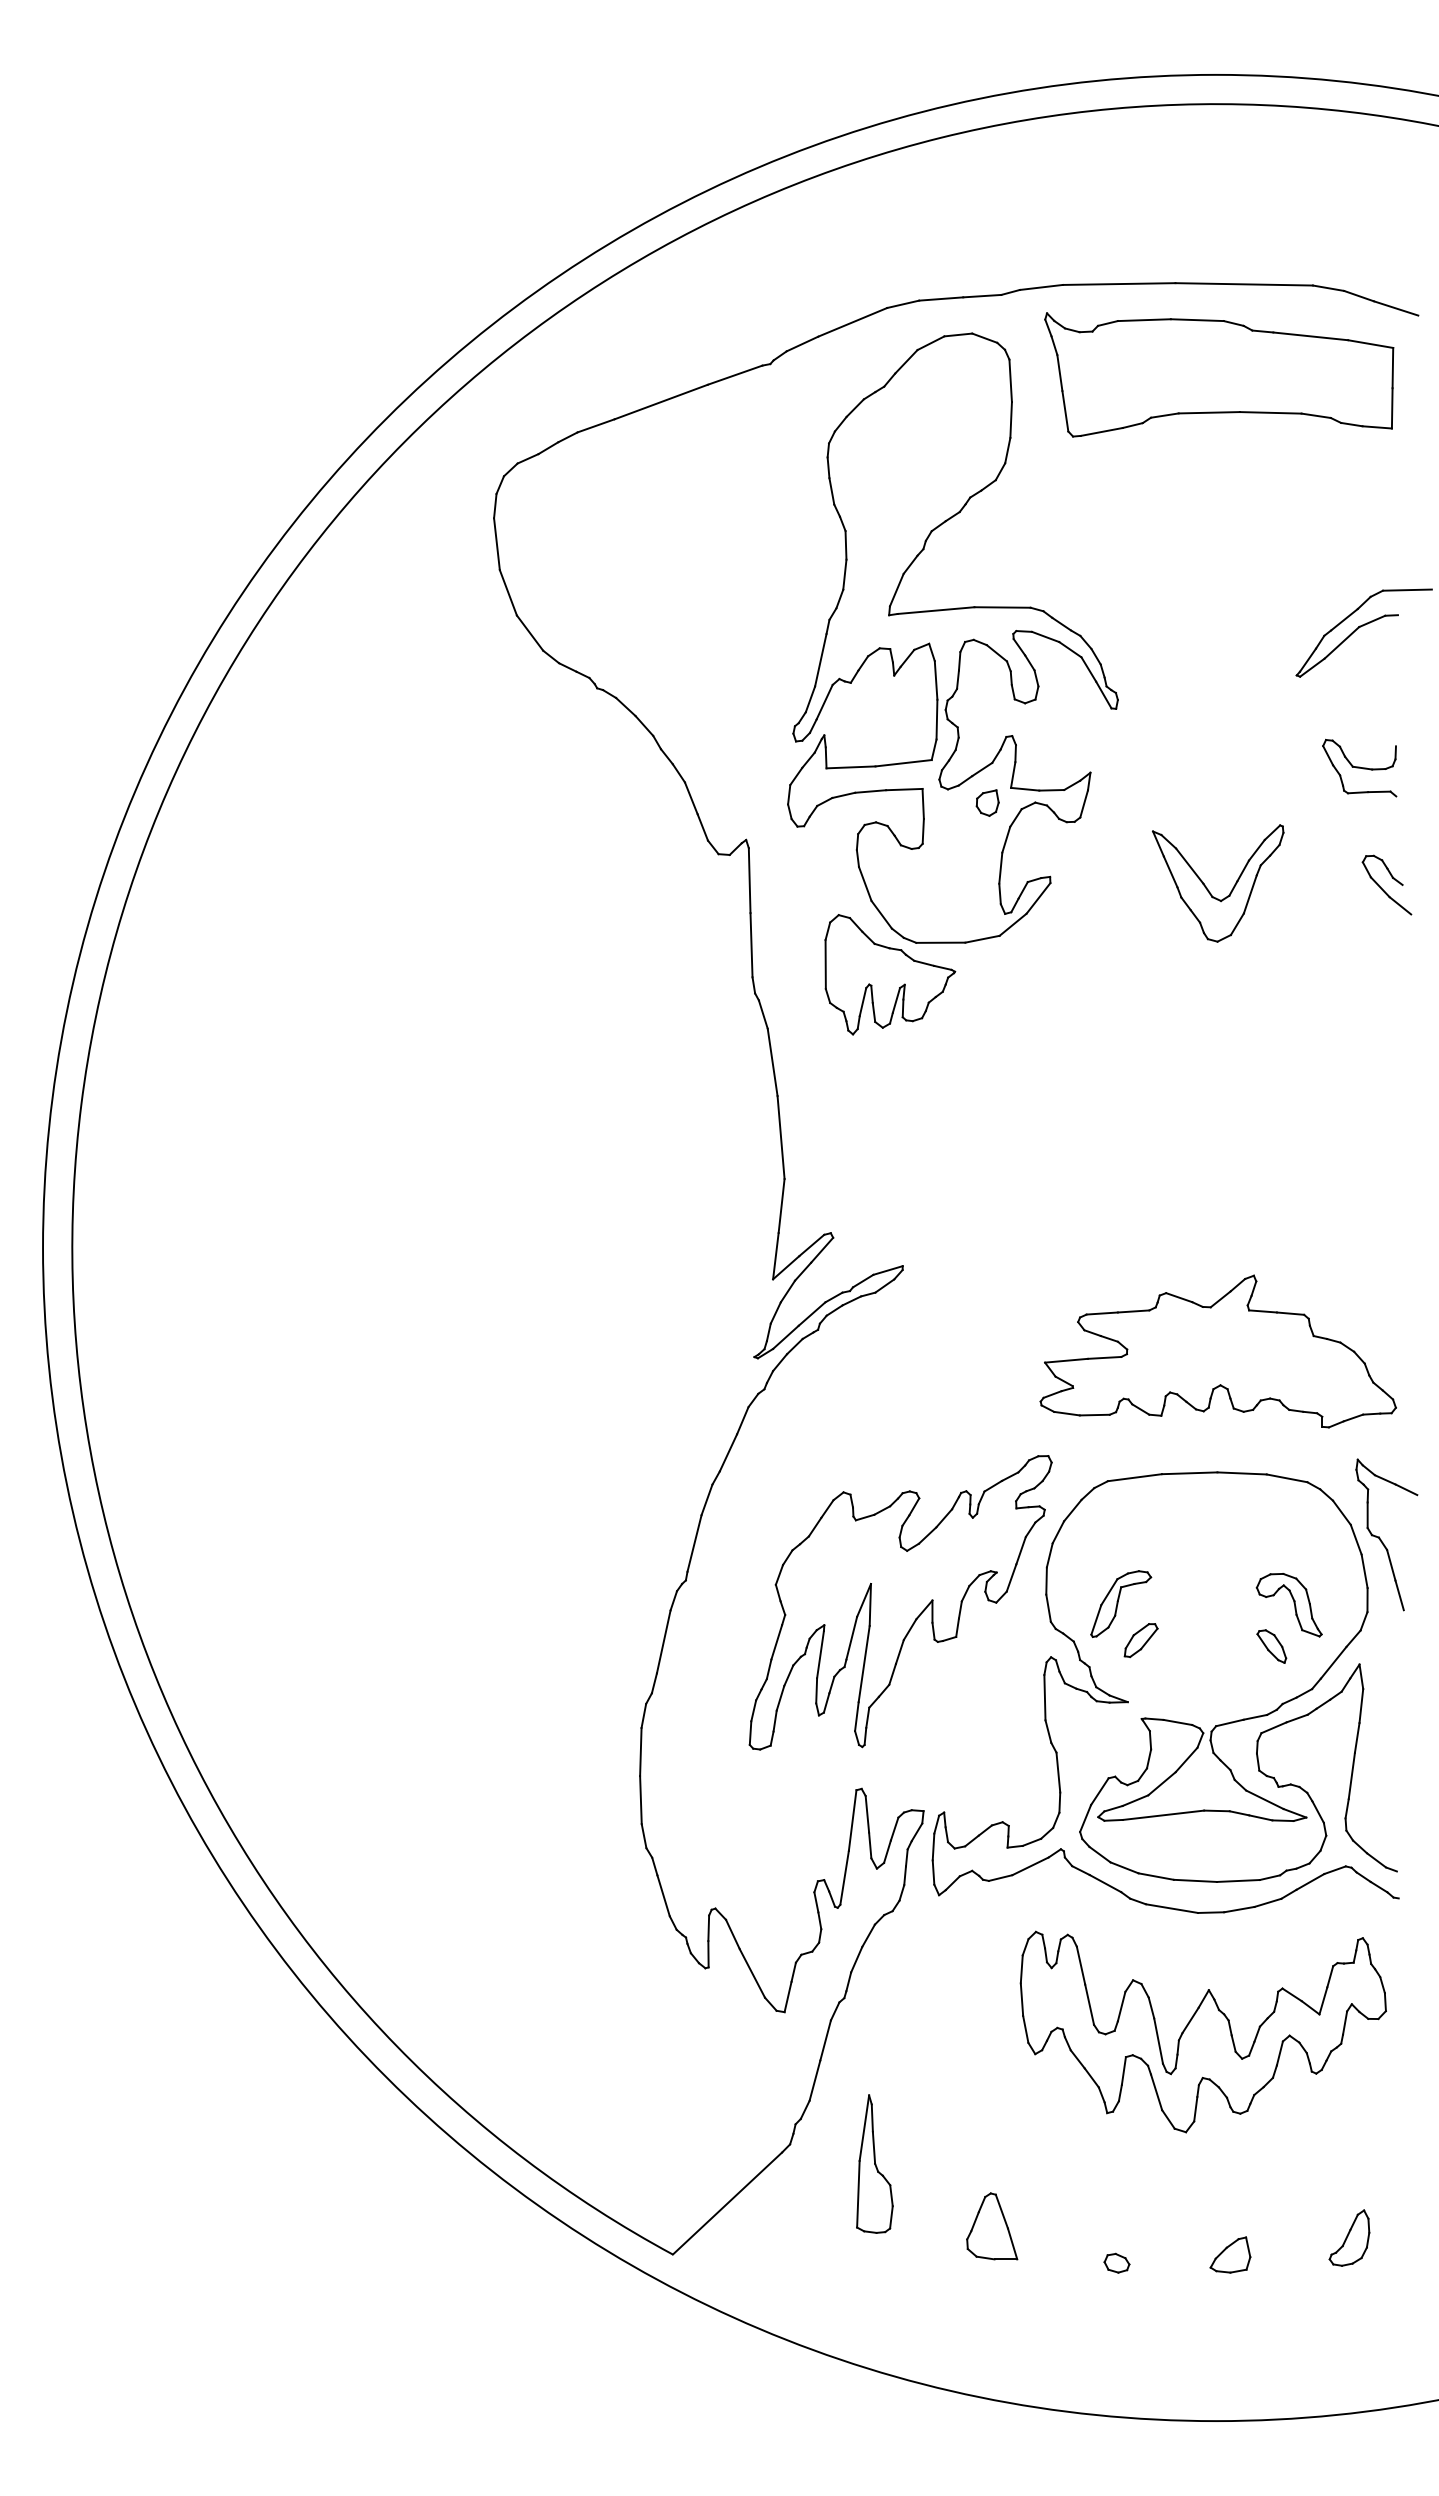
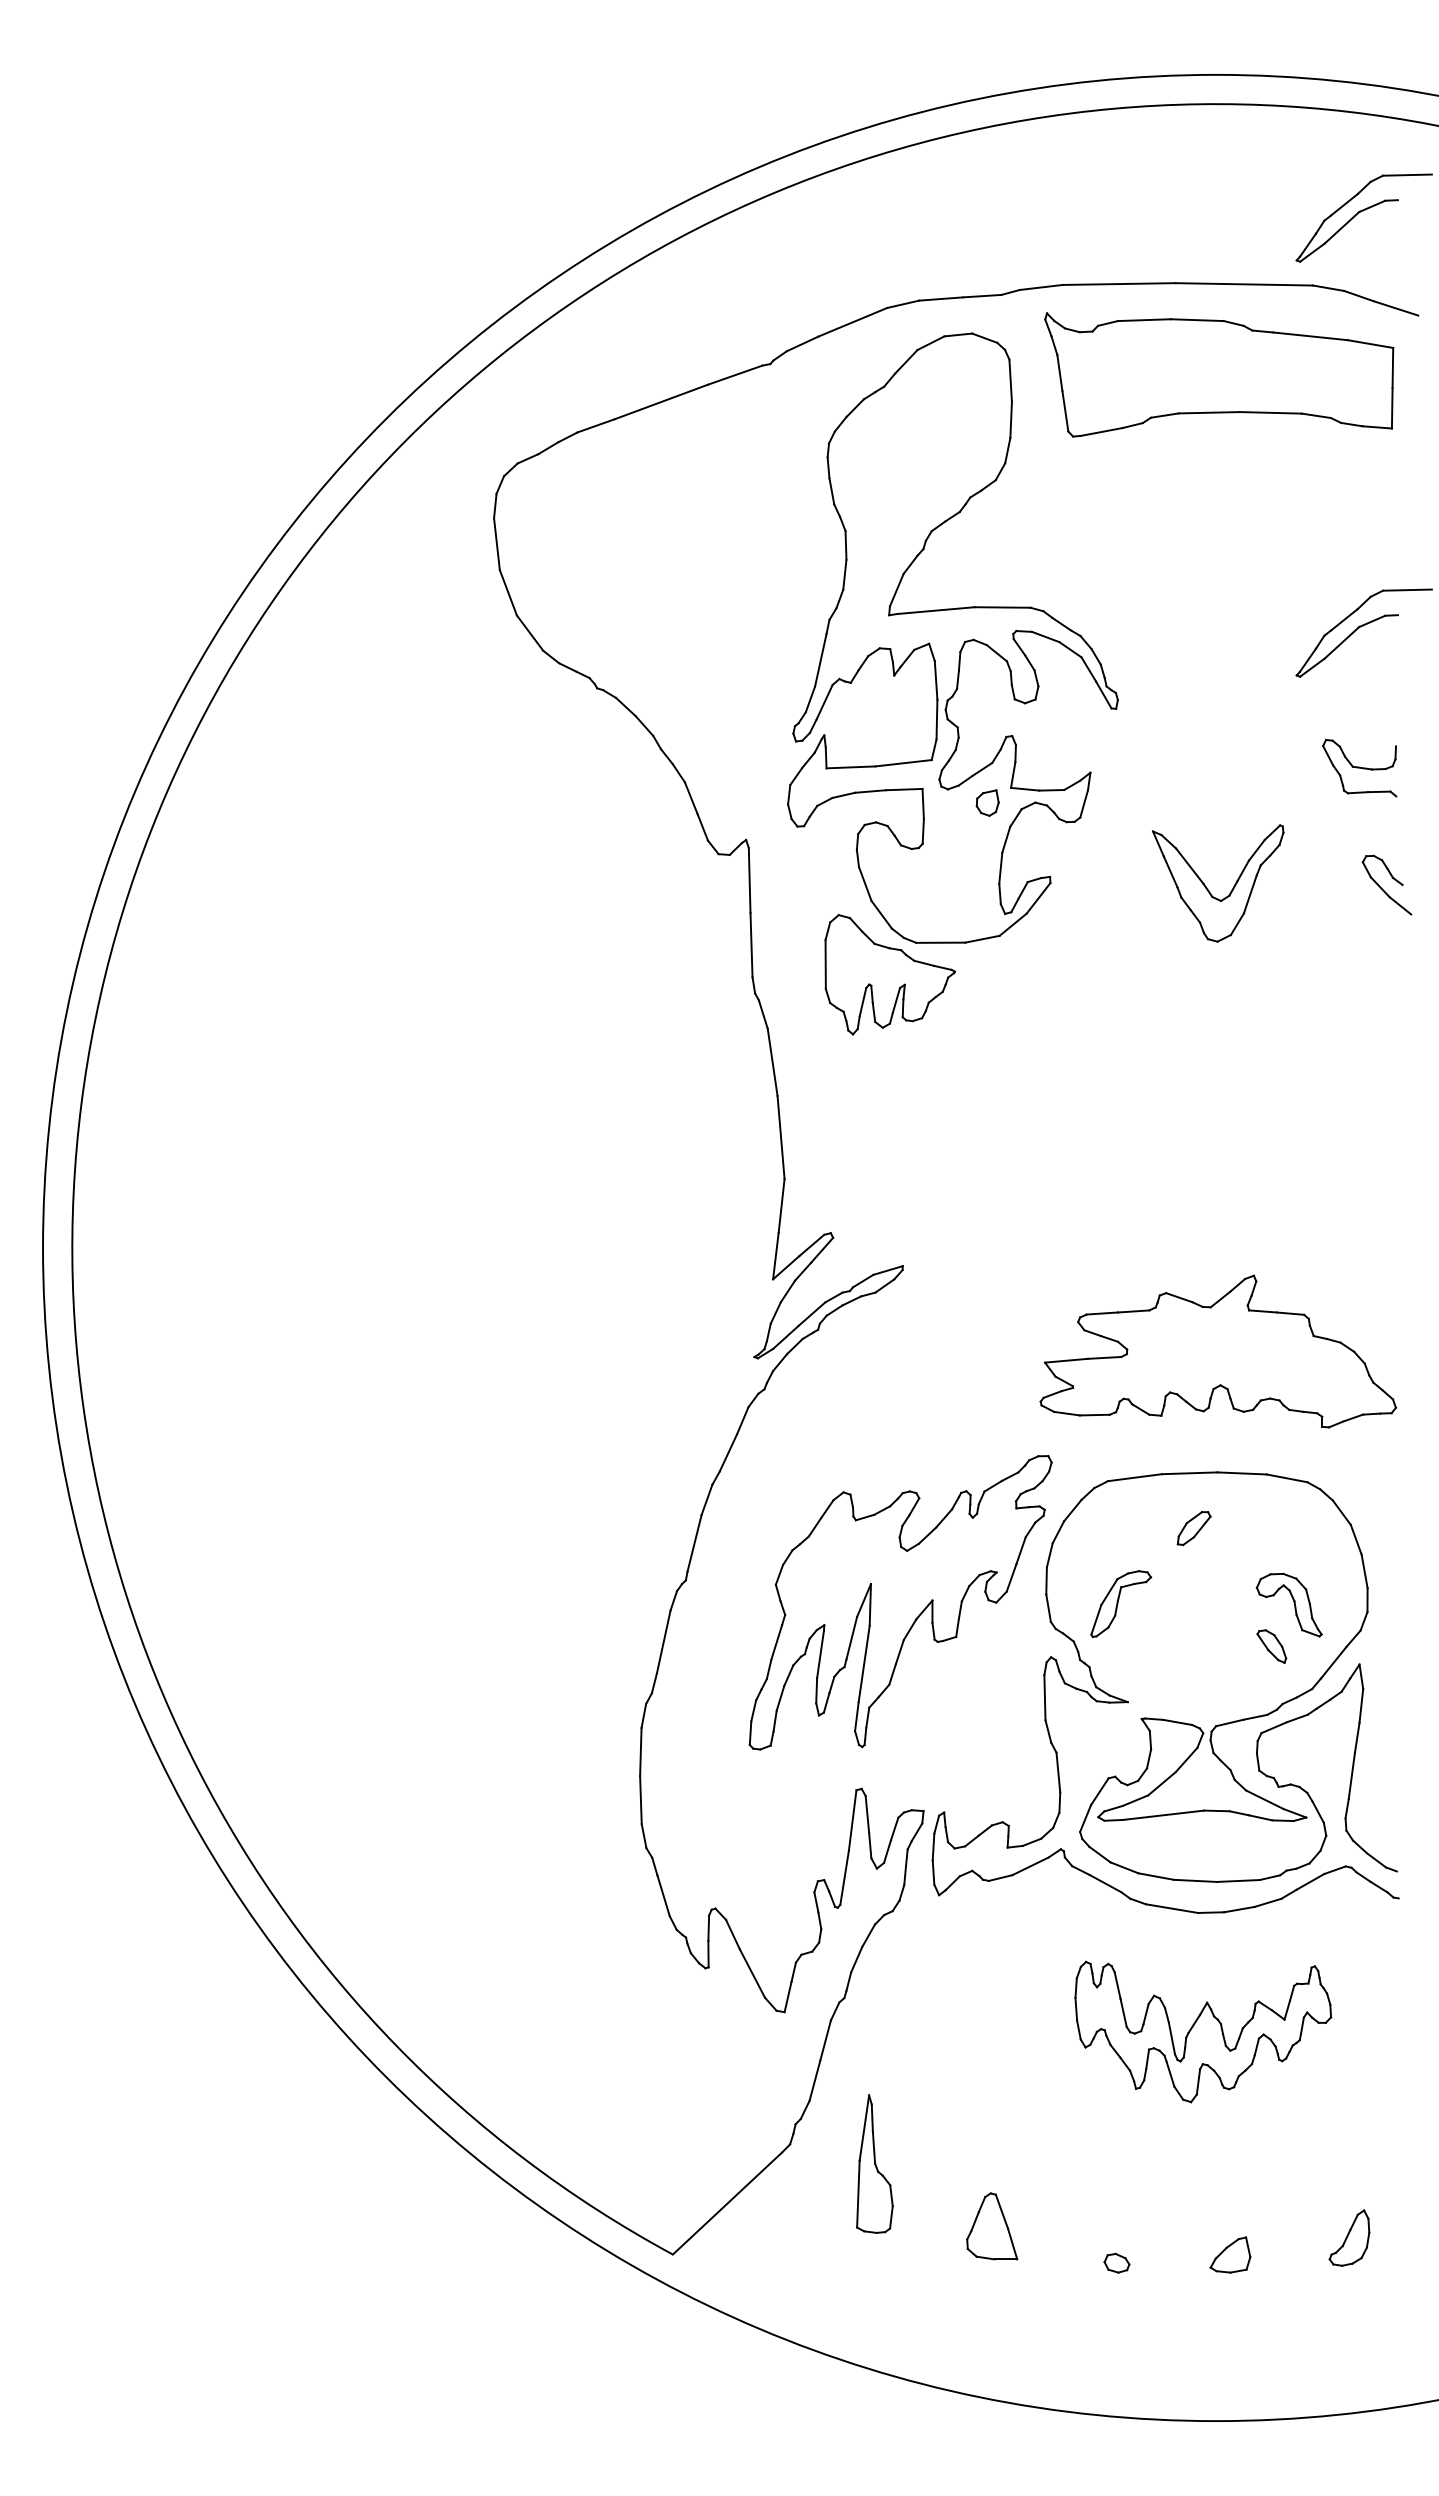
part: none -> present (1363, 217)
part: present -> none (1380, 1537)
part position: (1140, 1640) -> (1193, 1528) (1193, 1528)
part size: 368x204 px -> 259x144 px (1203, 2031)
